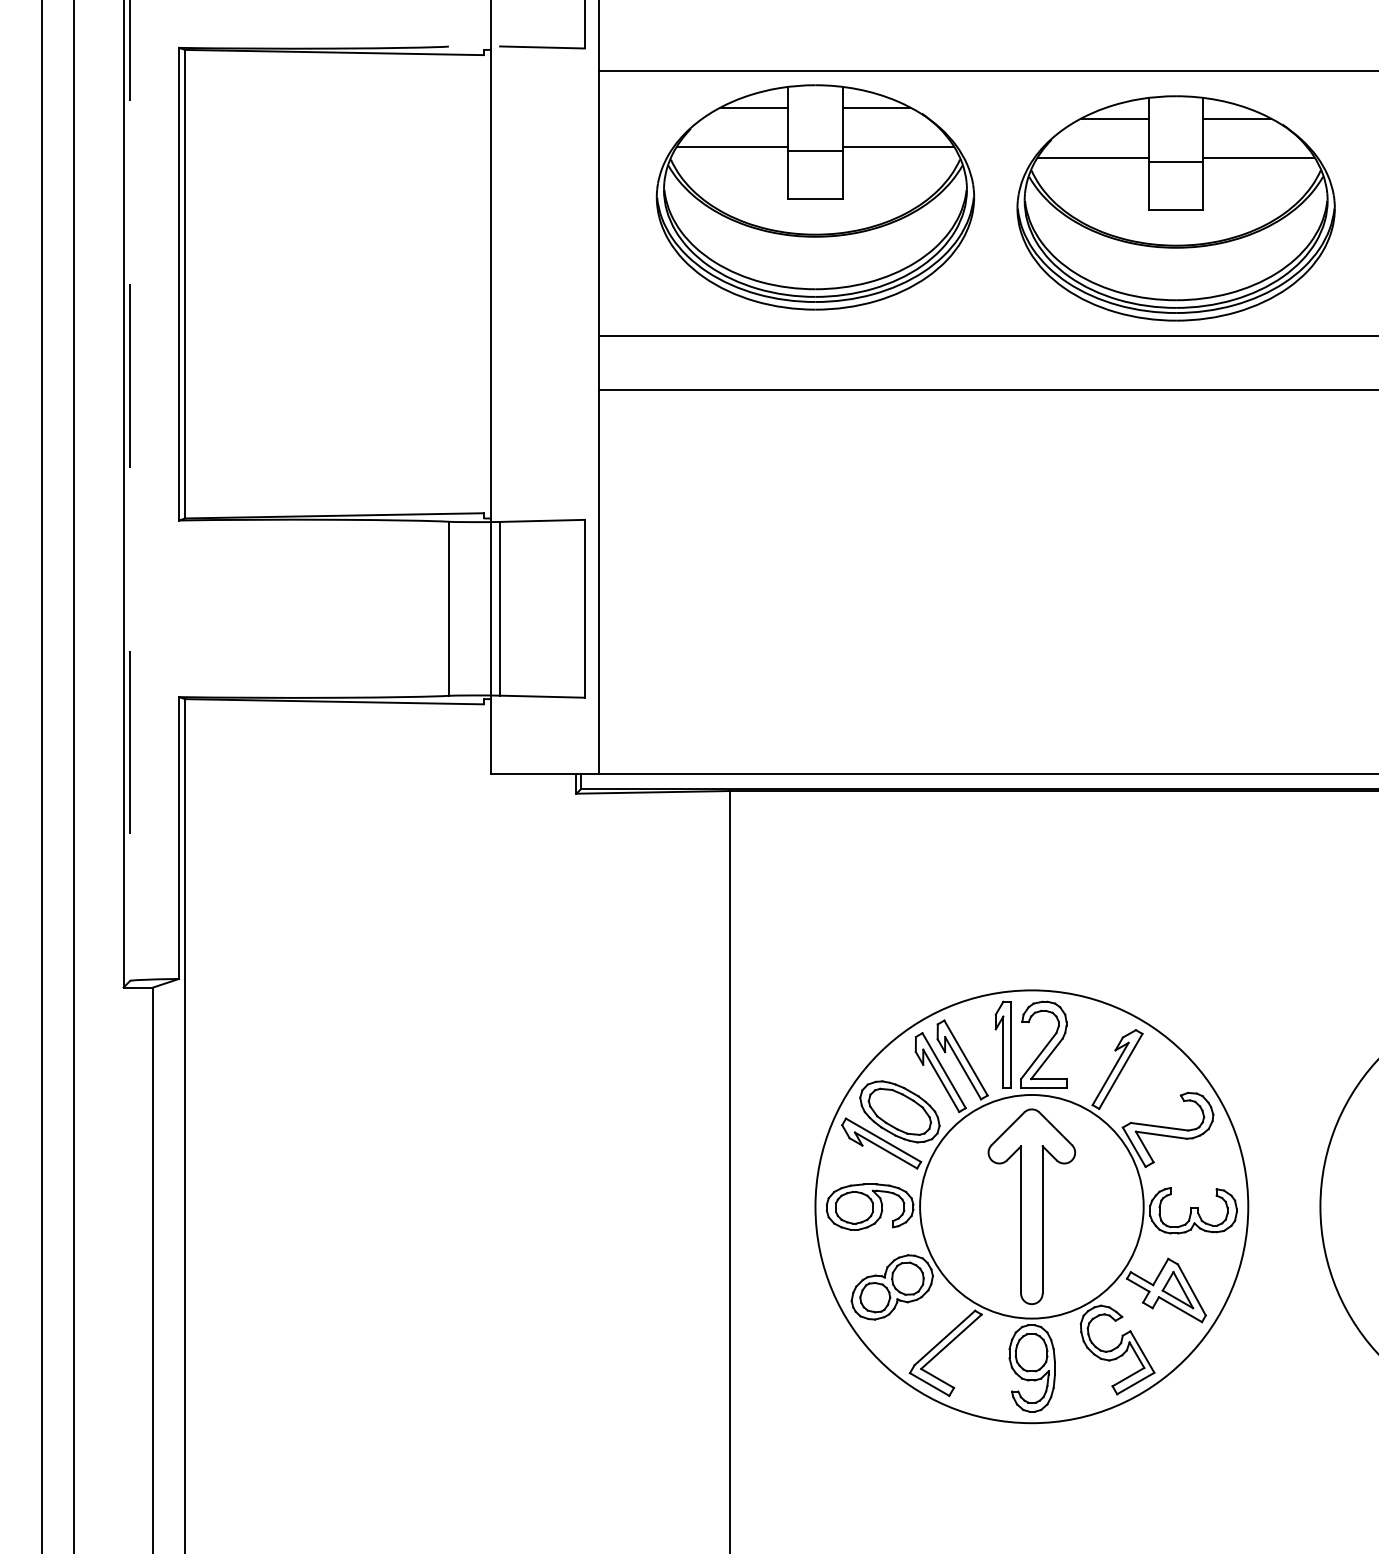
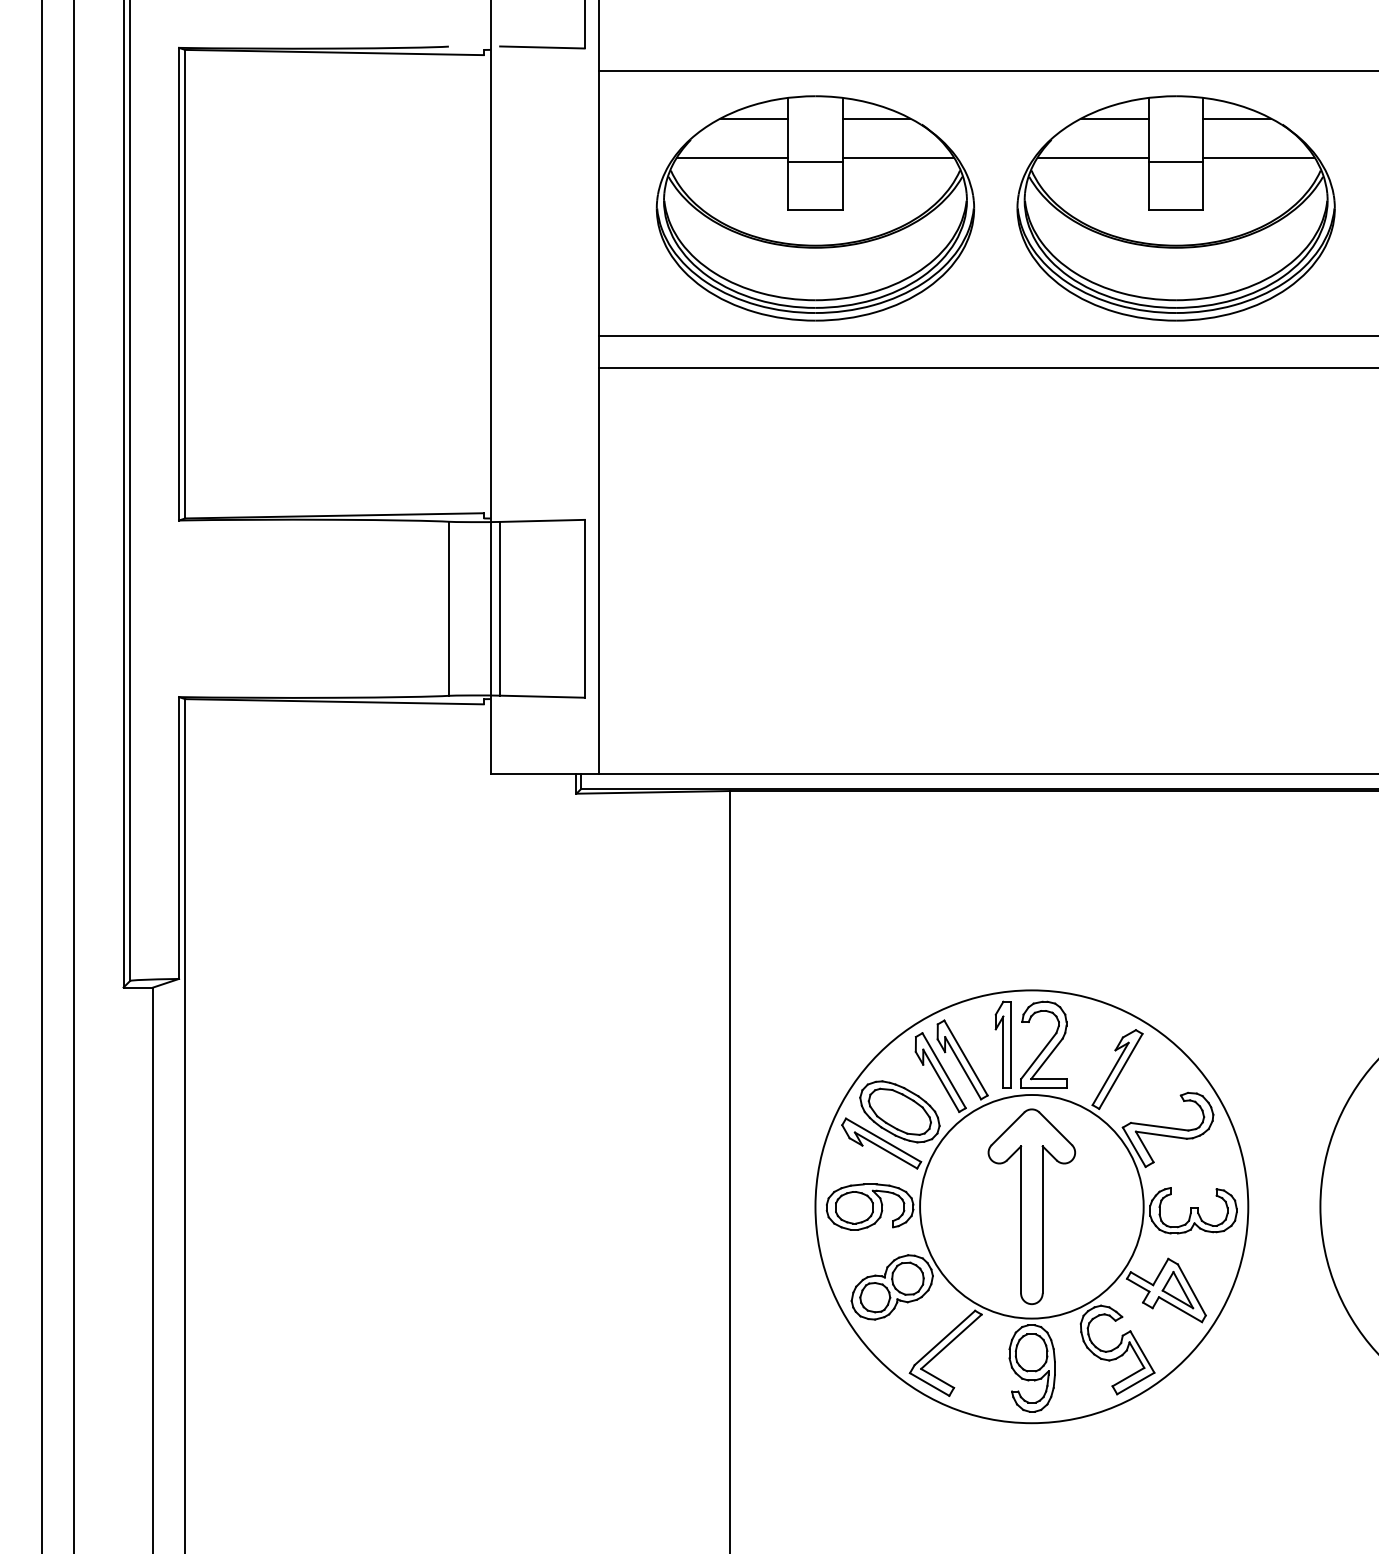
part position: (815, 197) -> (815, 208) (815, 208)
line position: (987, 390) -> (987, 368) (987, 368)
line: dashed -> solid (130, 491)
